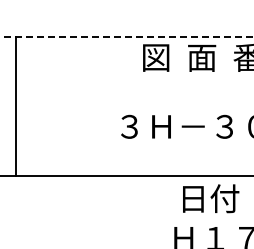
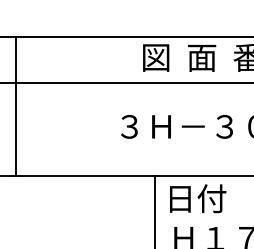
line: dashed -> solid (127, 36)
line: none -> present (126, 83)
text position: (211, 198) -> (198, 198) (198, 198)
line: none -> present (155, 210)
